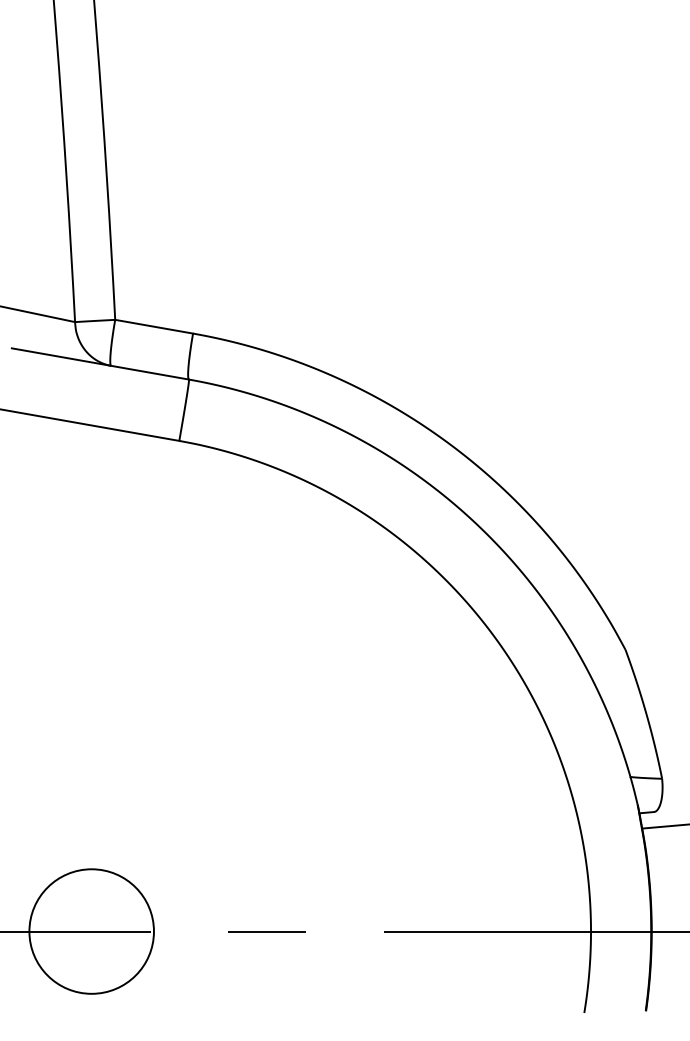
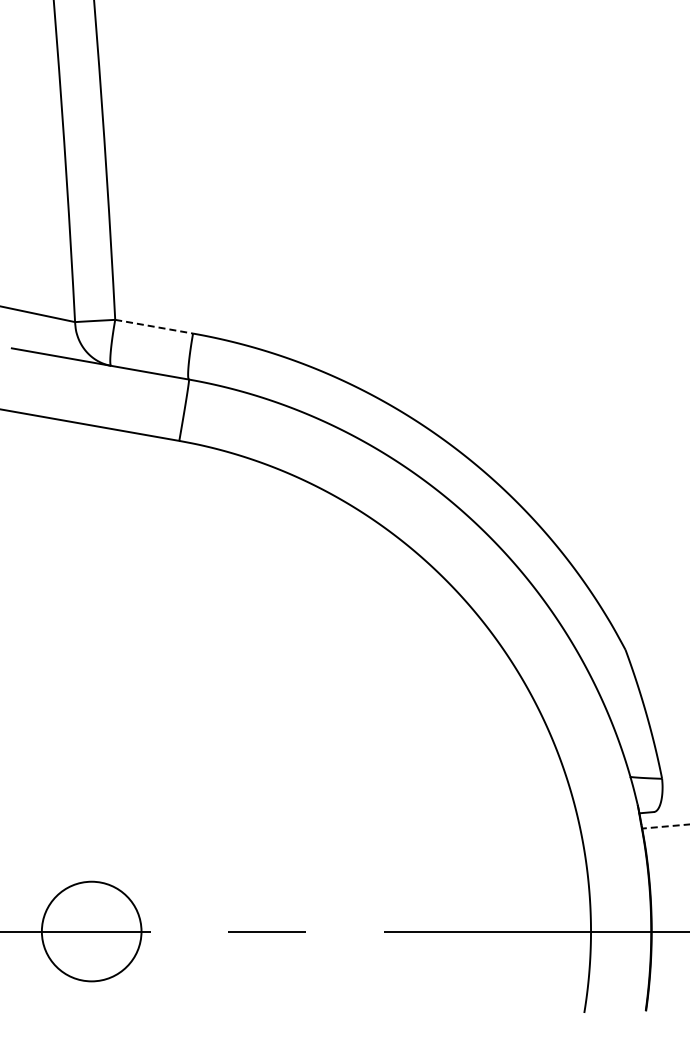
line: solid -> dashed (154, 326)
line: solid -> dashed (665, 826)
circle diameter: 125 px -> 100 px (91, 931)
